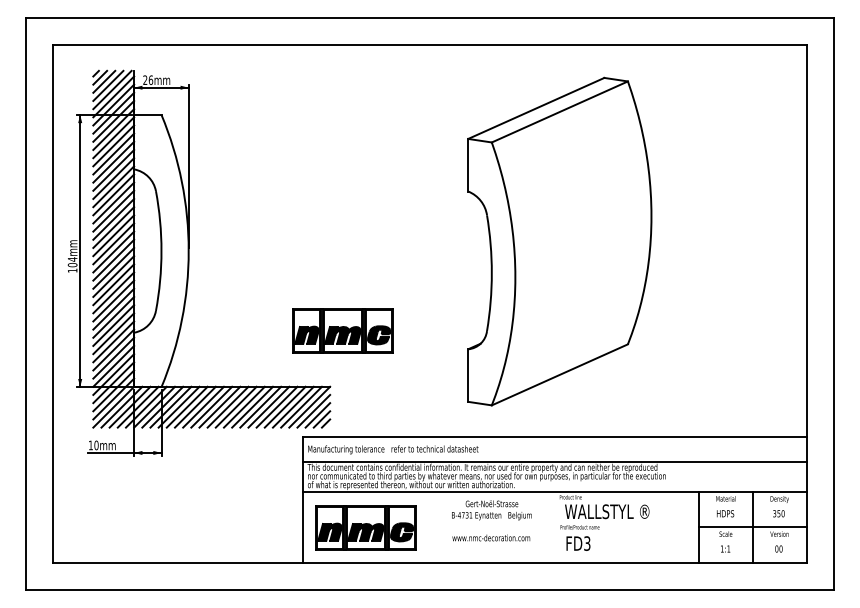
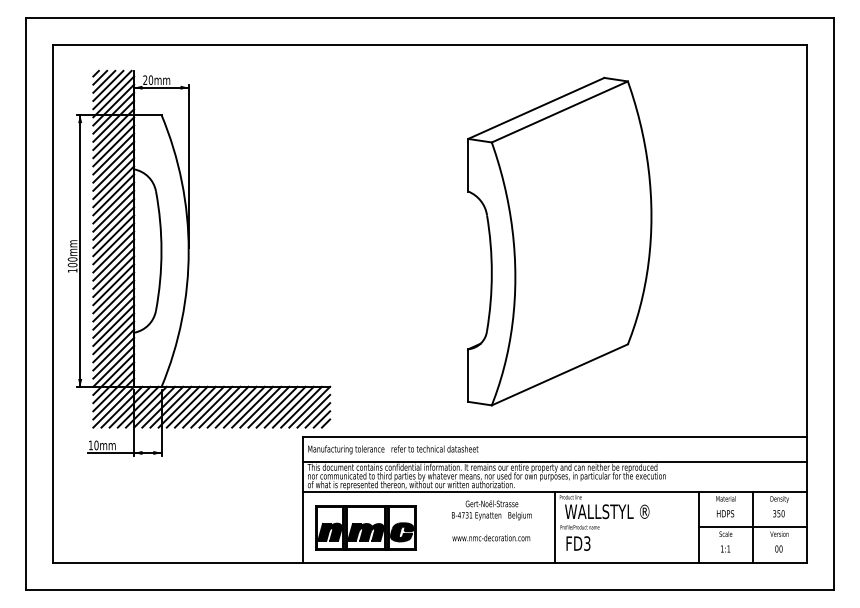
text: 26mm -> 20mm (151, 79)
text: 104mm -> 100mm (72, 259)
part: present -> none (342, 330)
line: none -> present (555, 526)
